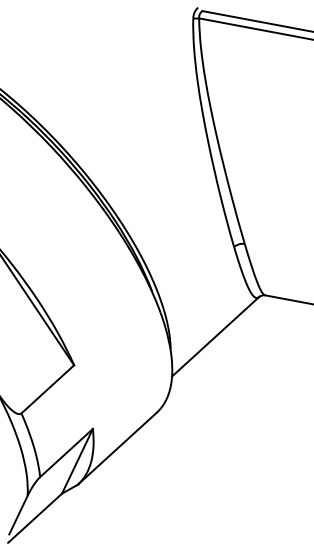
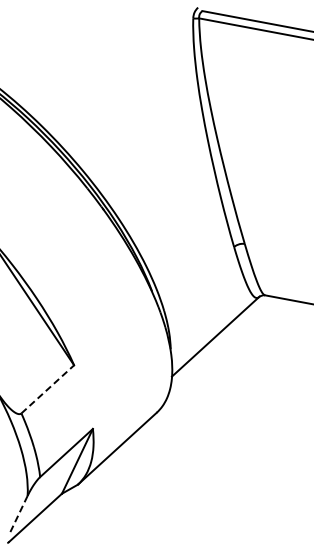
line: solid -> dashed (47, 389)
line: solid -> dashed (18, 515)
